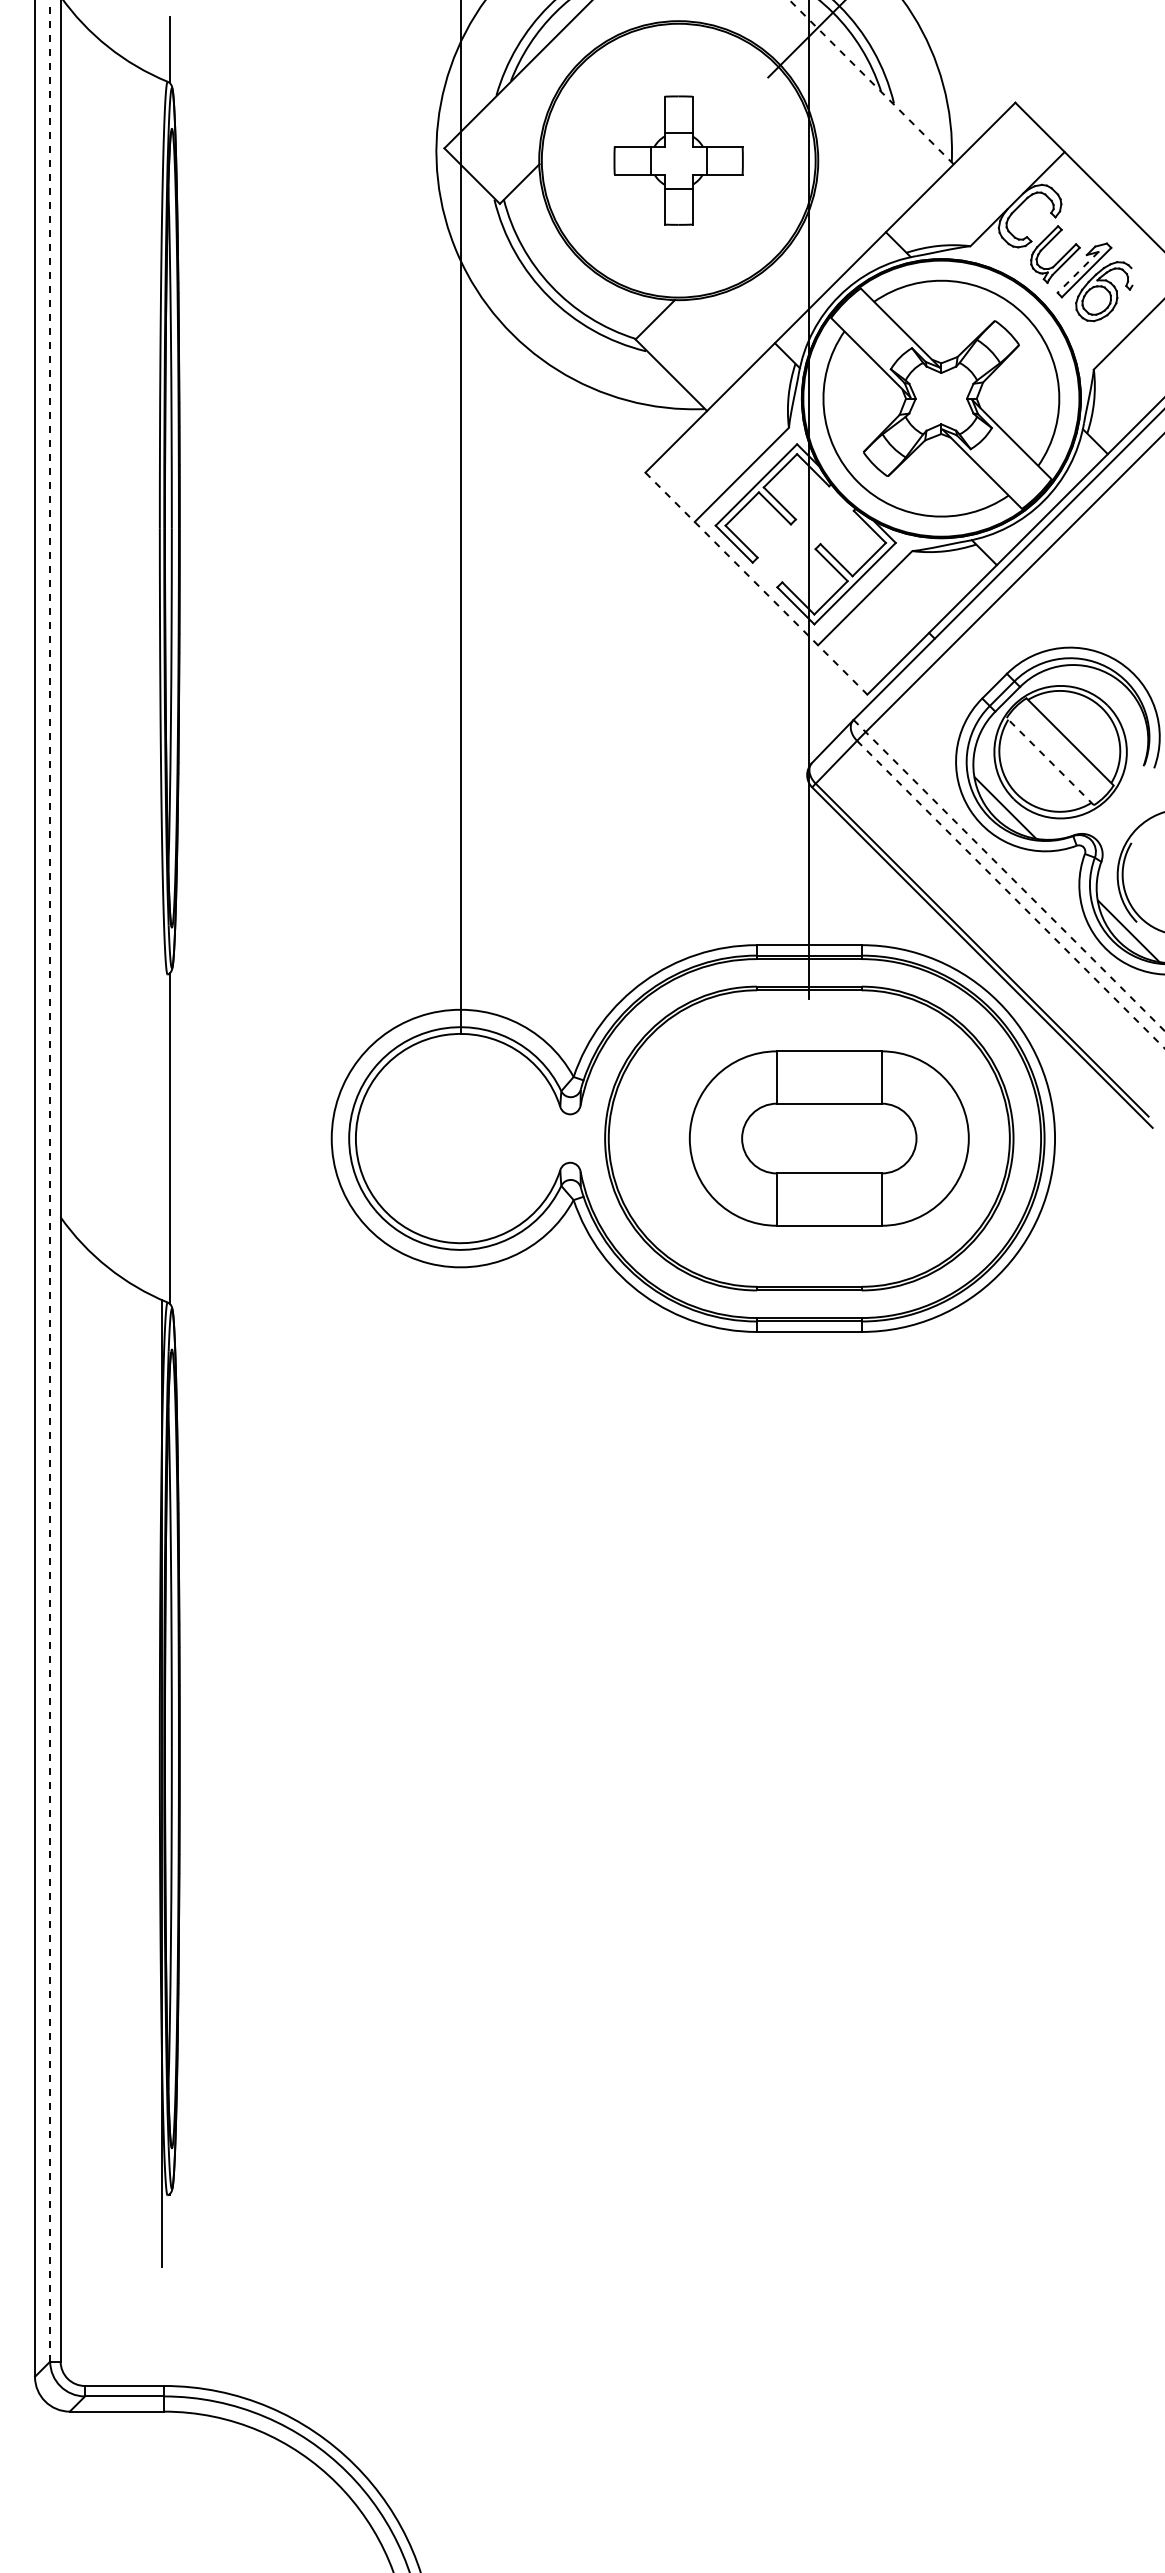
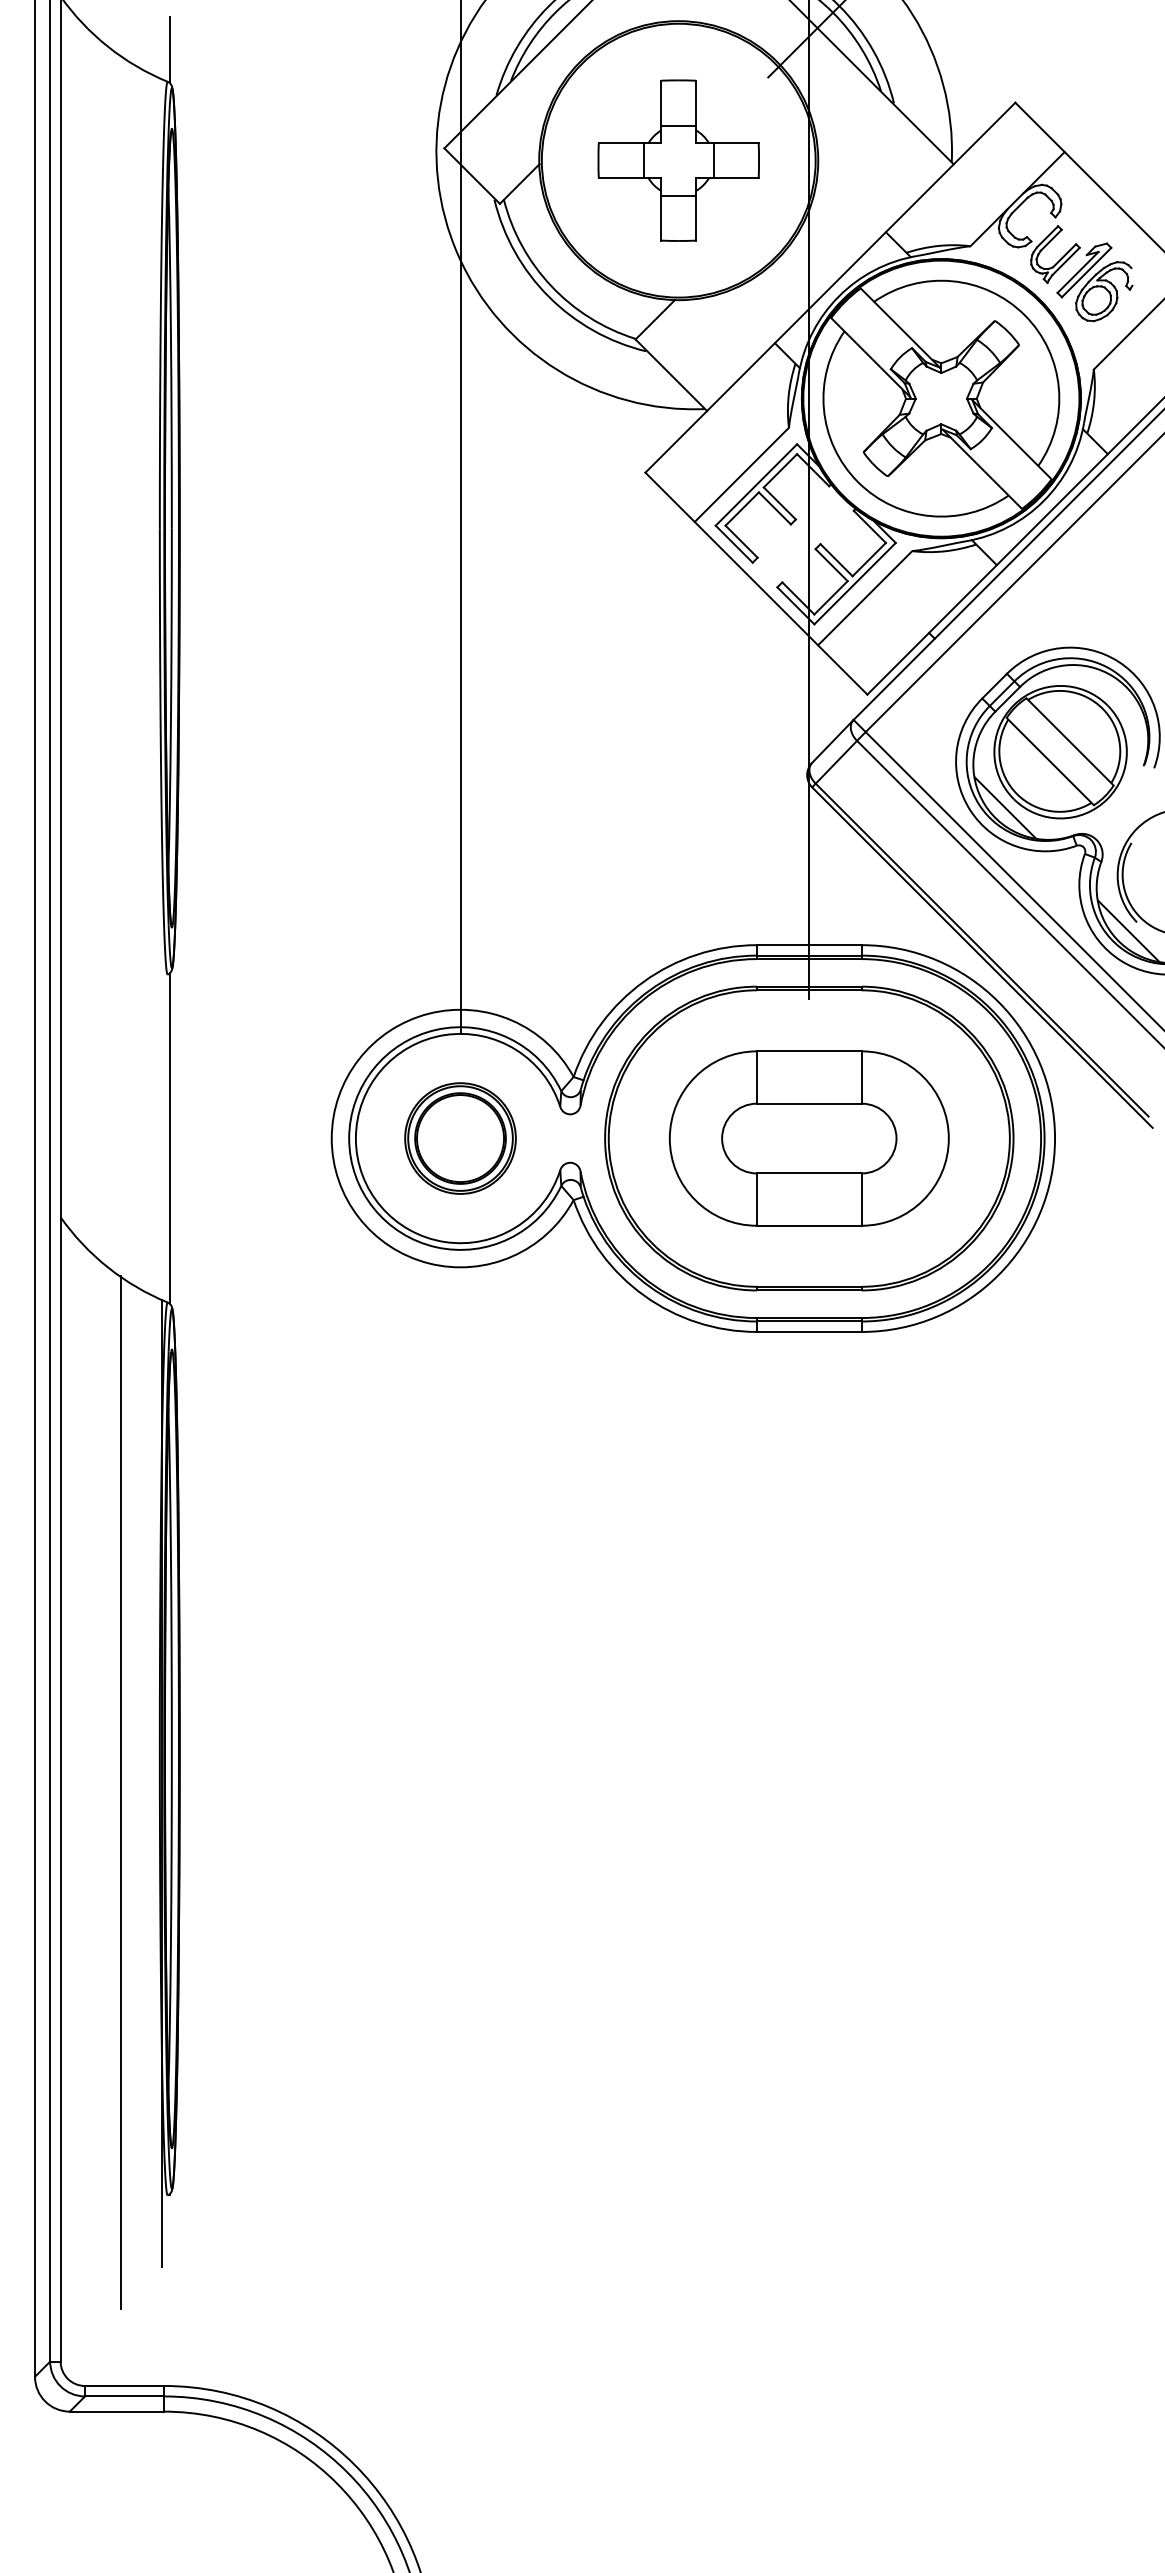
line: dashed -> solid (871, 82)
part size: 131x131 px -> 163x163 px (678, 160)
line: dashed -> solid (1078, 272)
line: dashed -> solid (756, 583)
line: dashed -> solid (1050, 761)
line: dashed -> solid (1009, 875)
line: dashed -> solid (1011, 894)
part: none -> present (460, 1138)
part position: (828, 1138) -> (808, 1138) (808, 1138)
line: dashed -> solid (50, 1181)
line: none -> present (120, 1792)
